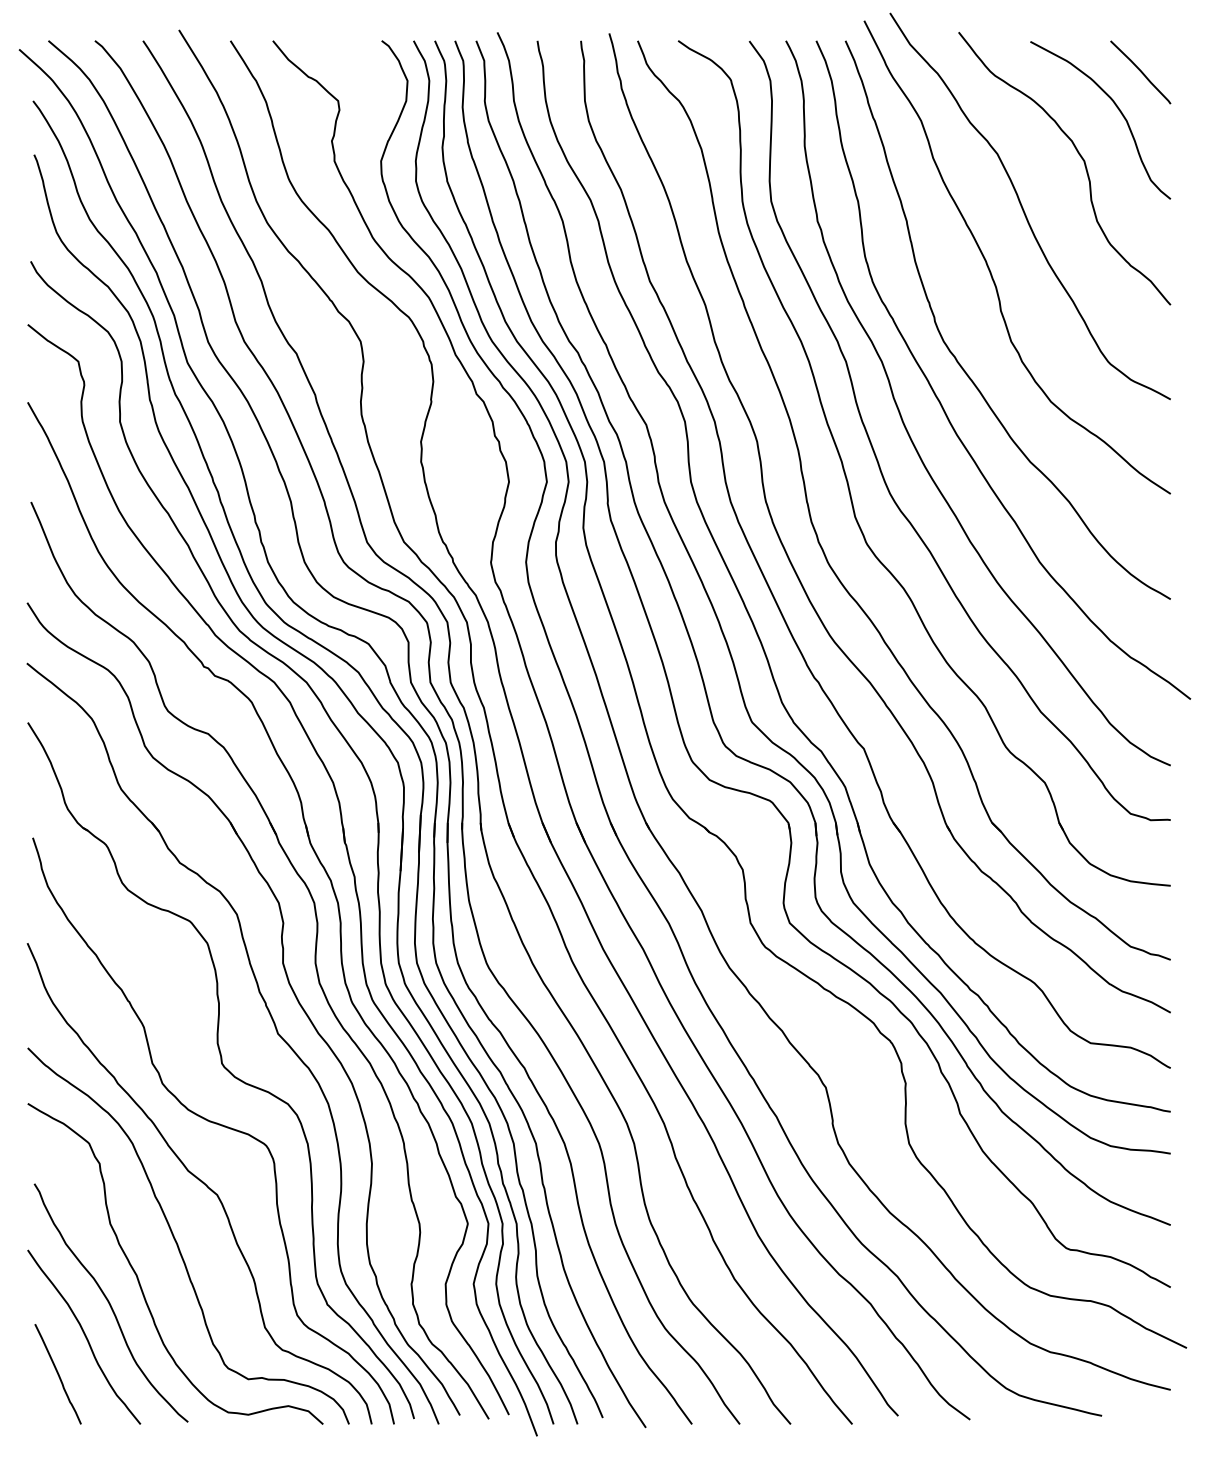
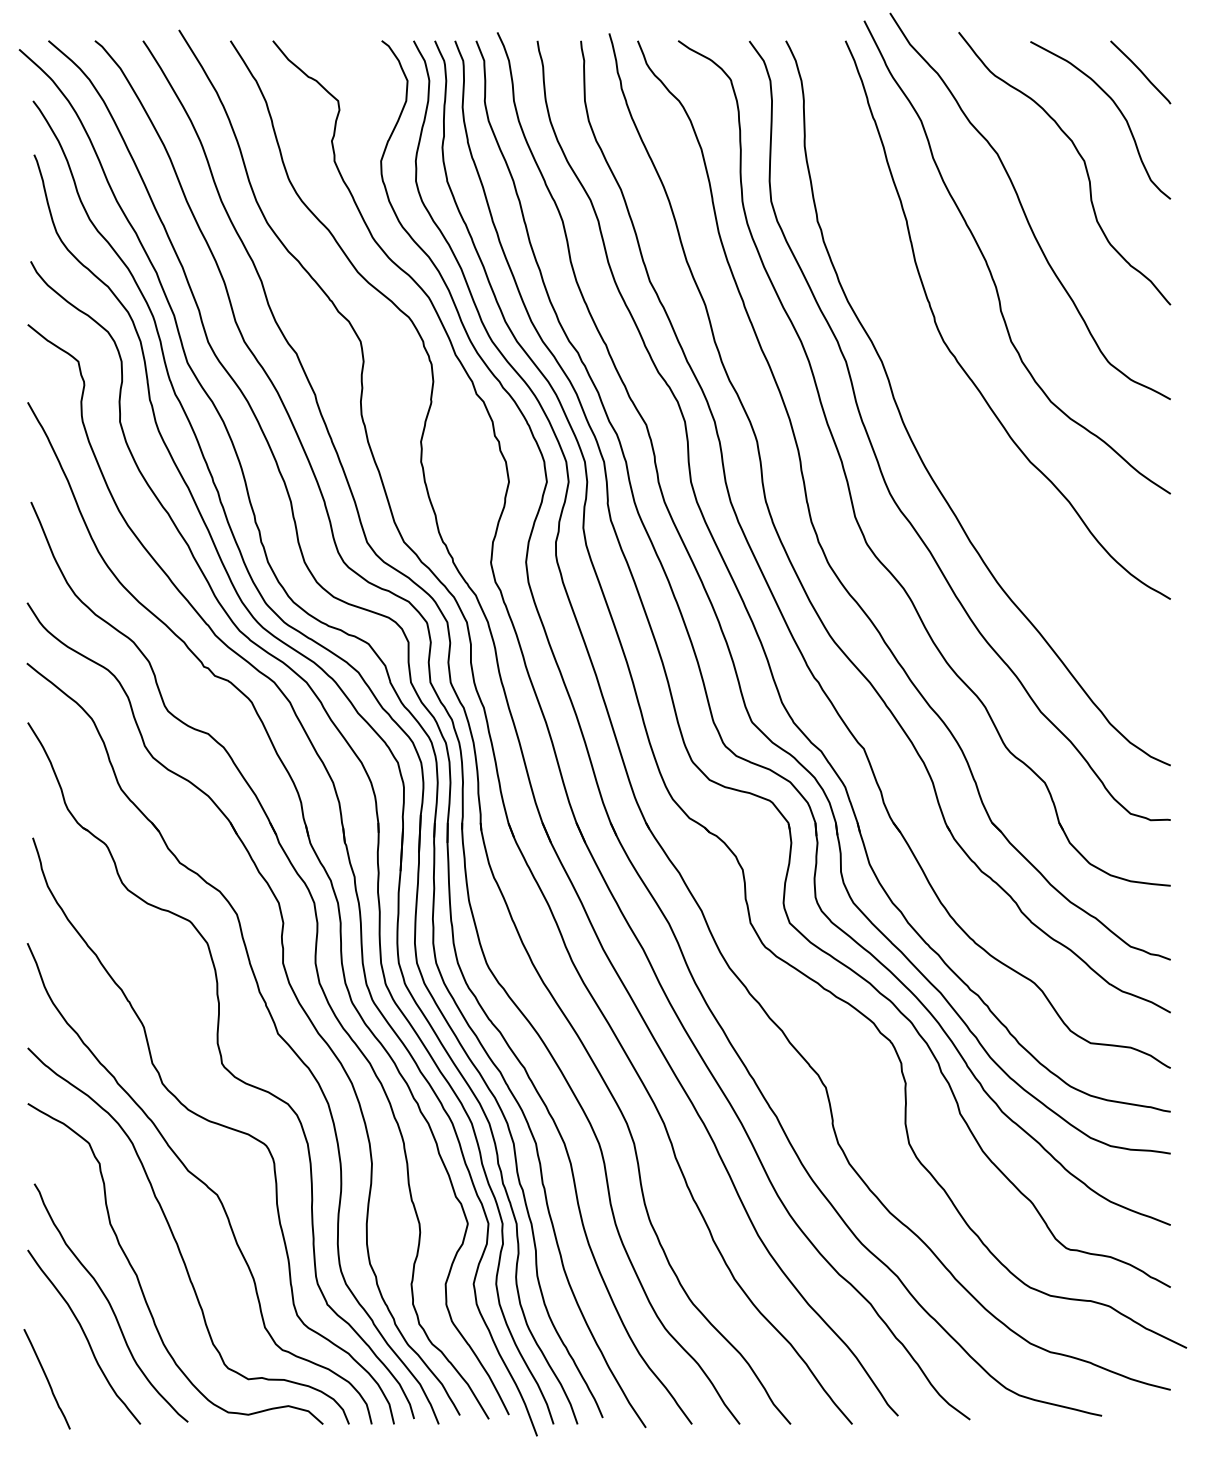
curve: present -> none (940, 401)
curve position: (57, 1374) -> (46, 1379) (46, 1379)
